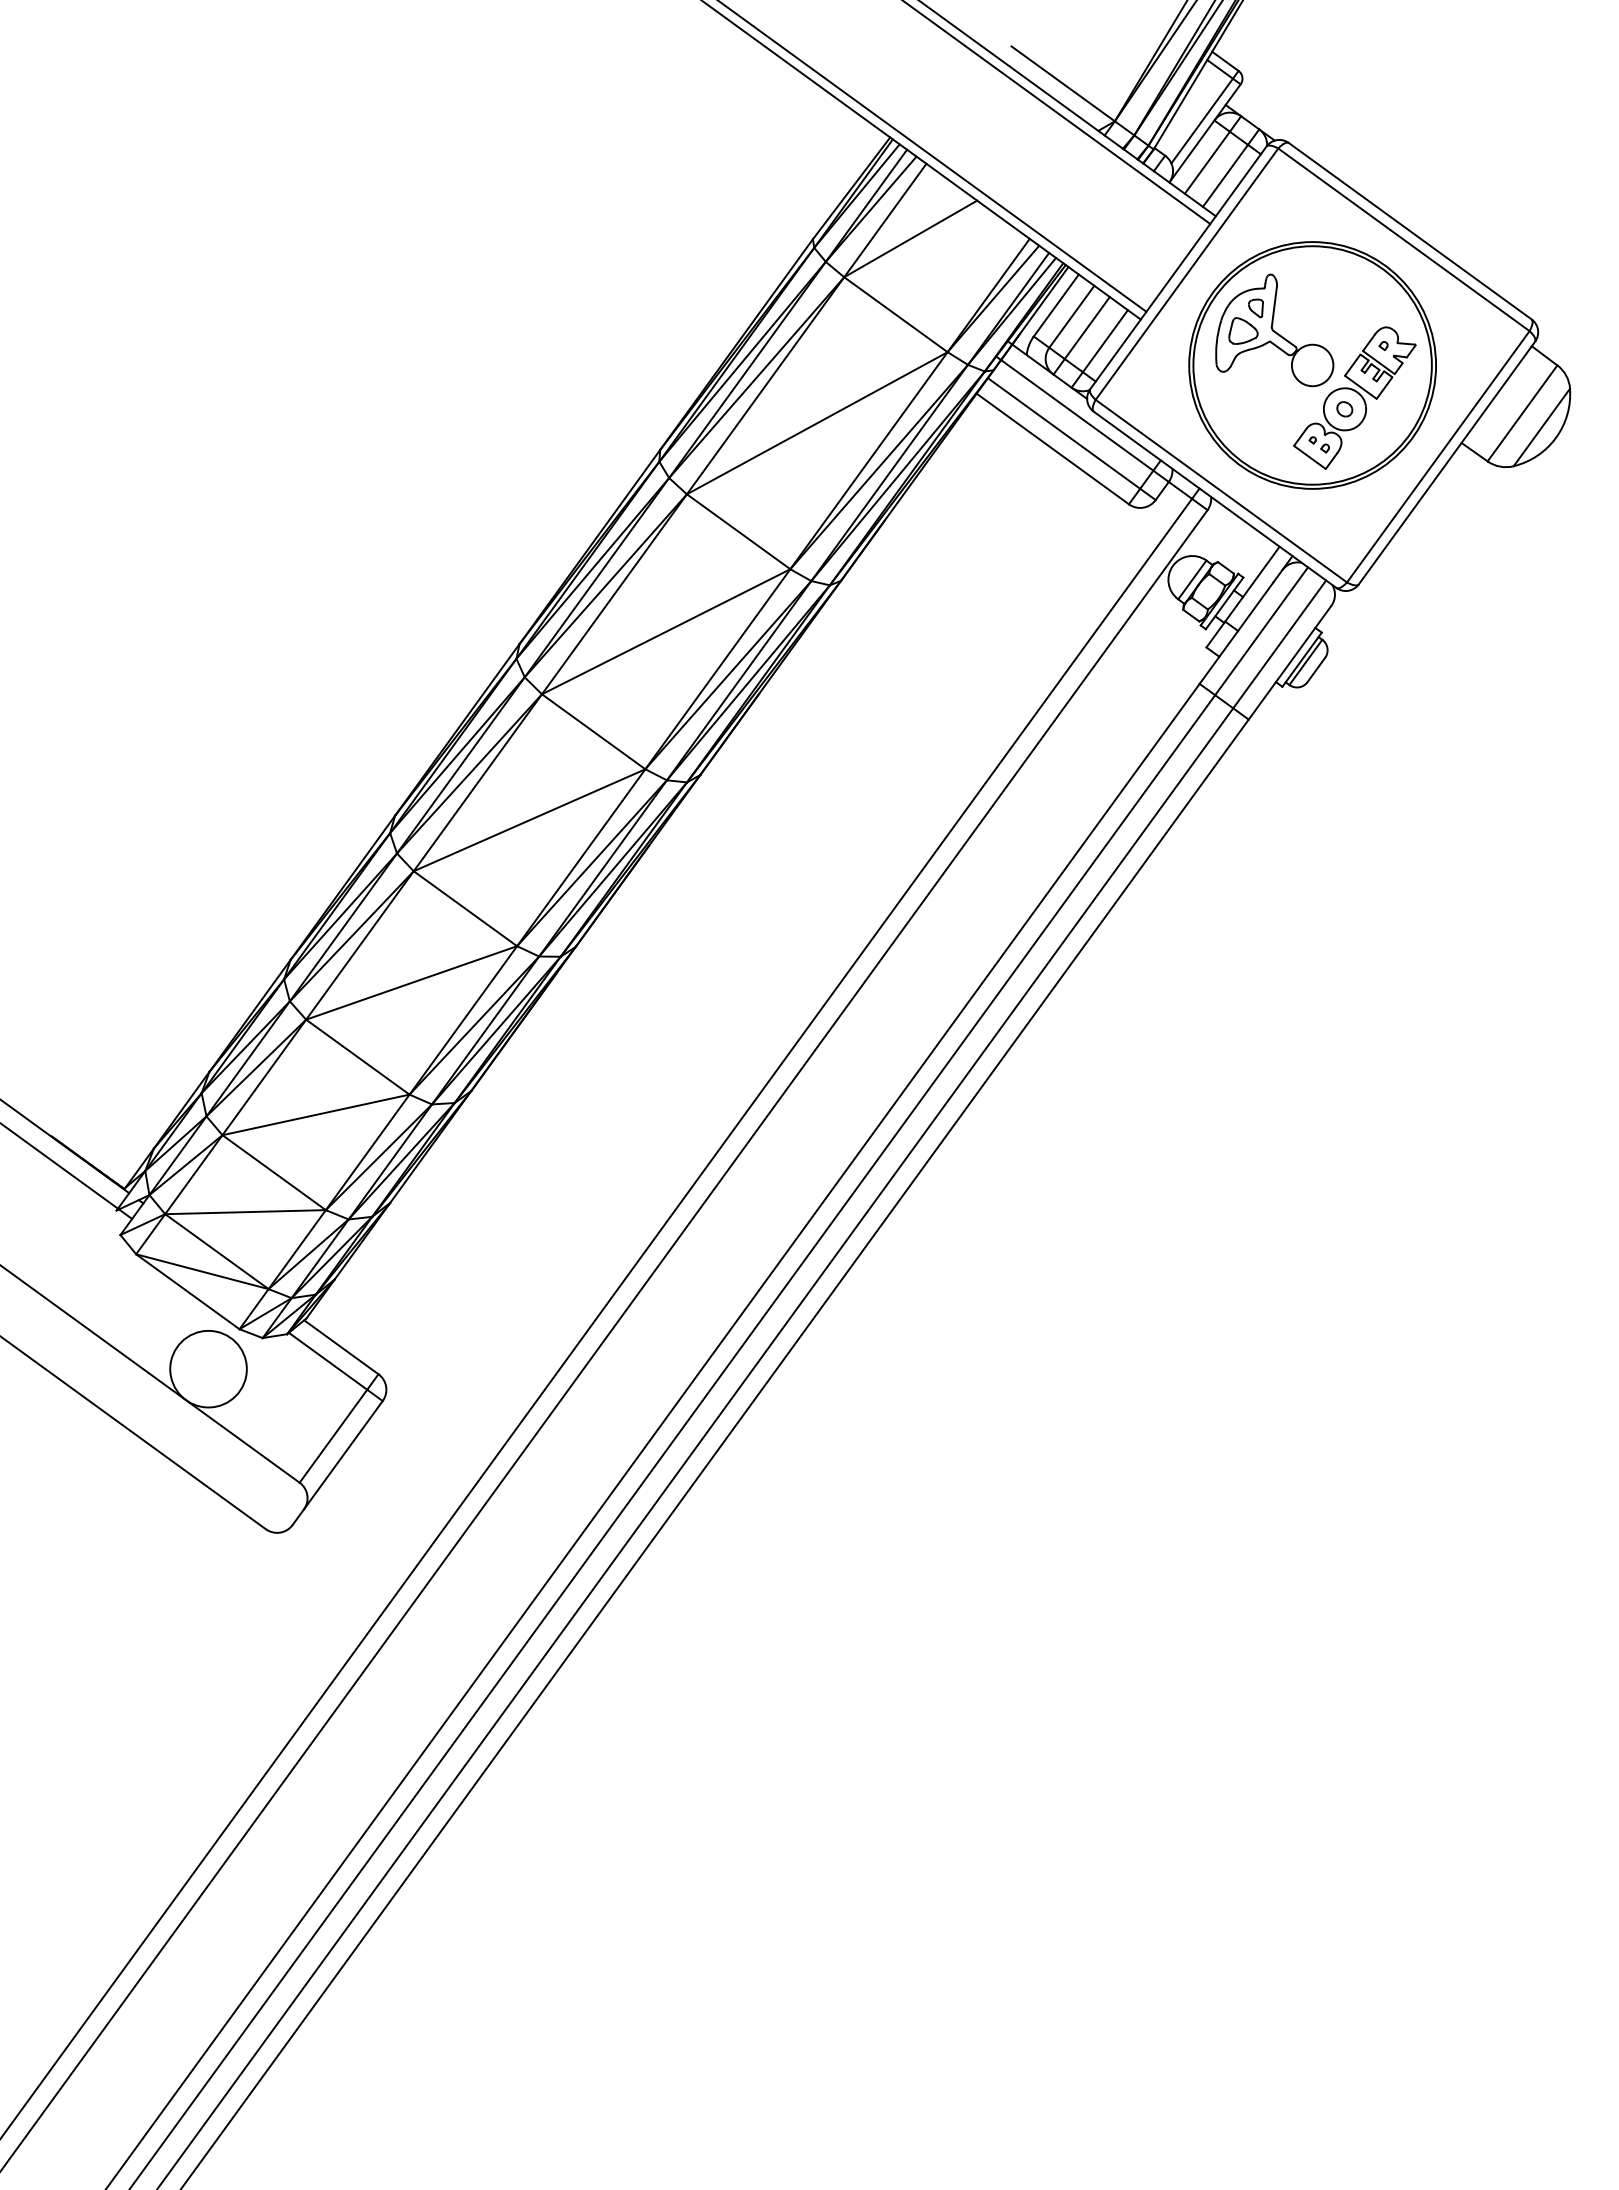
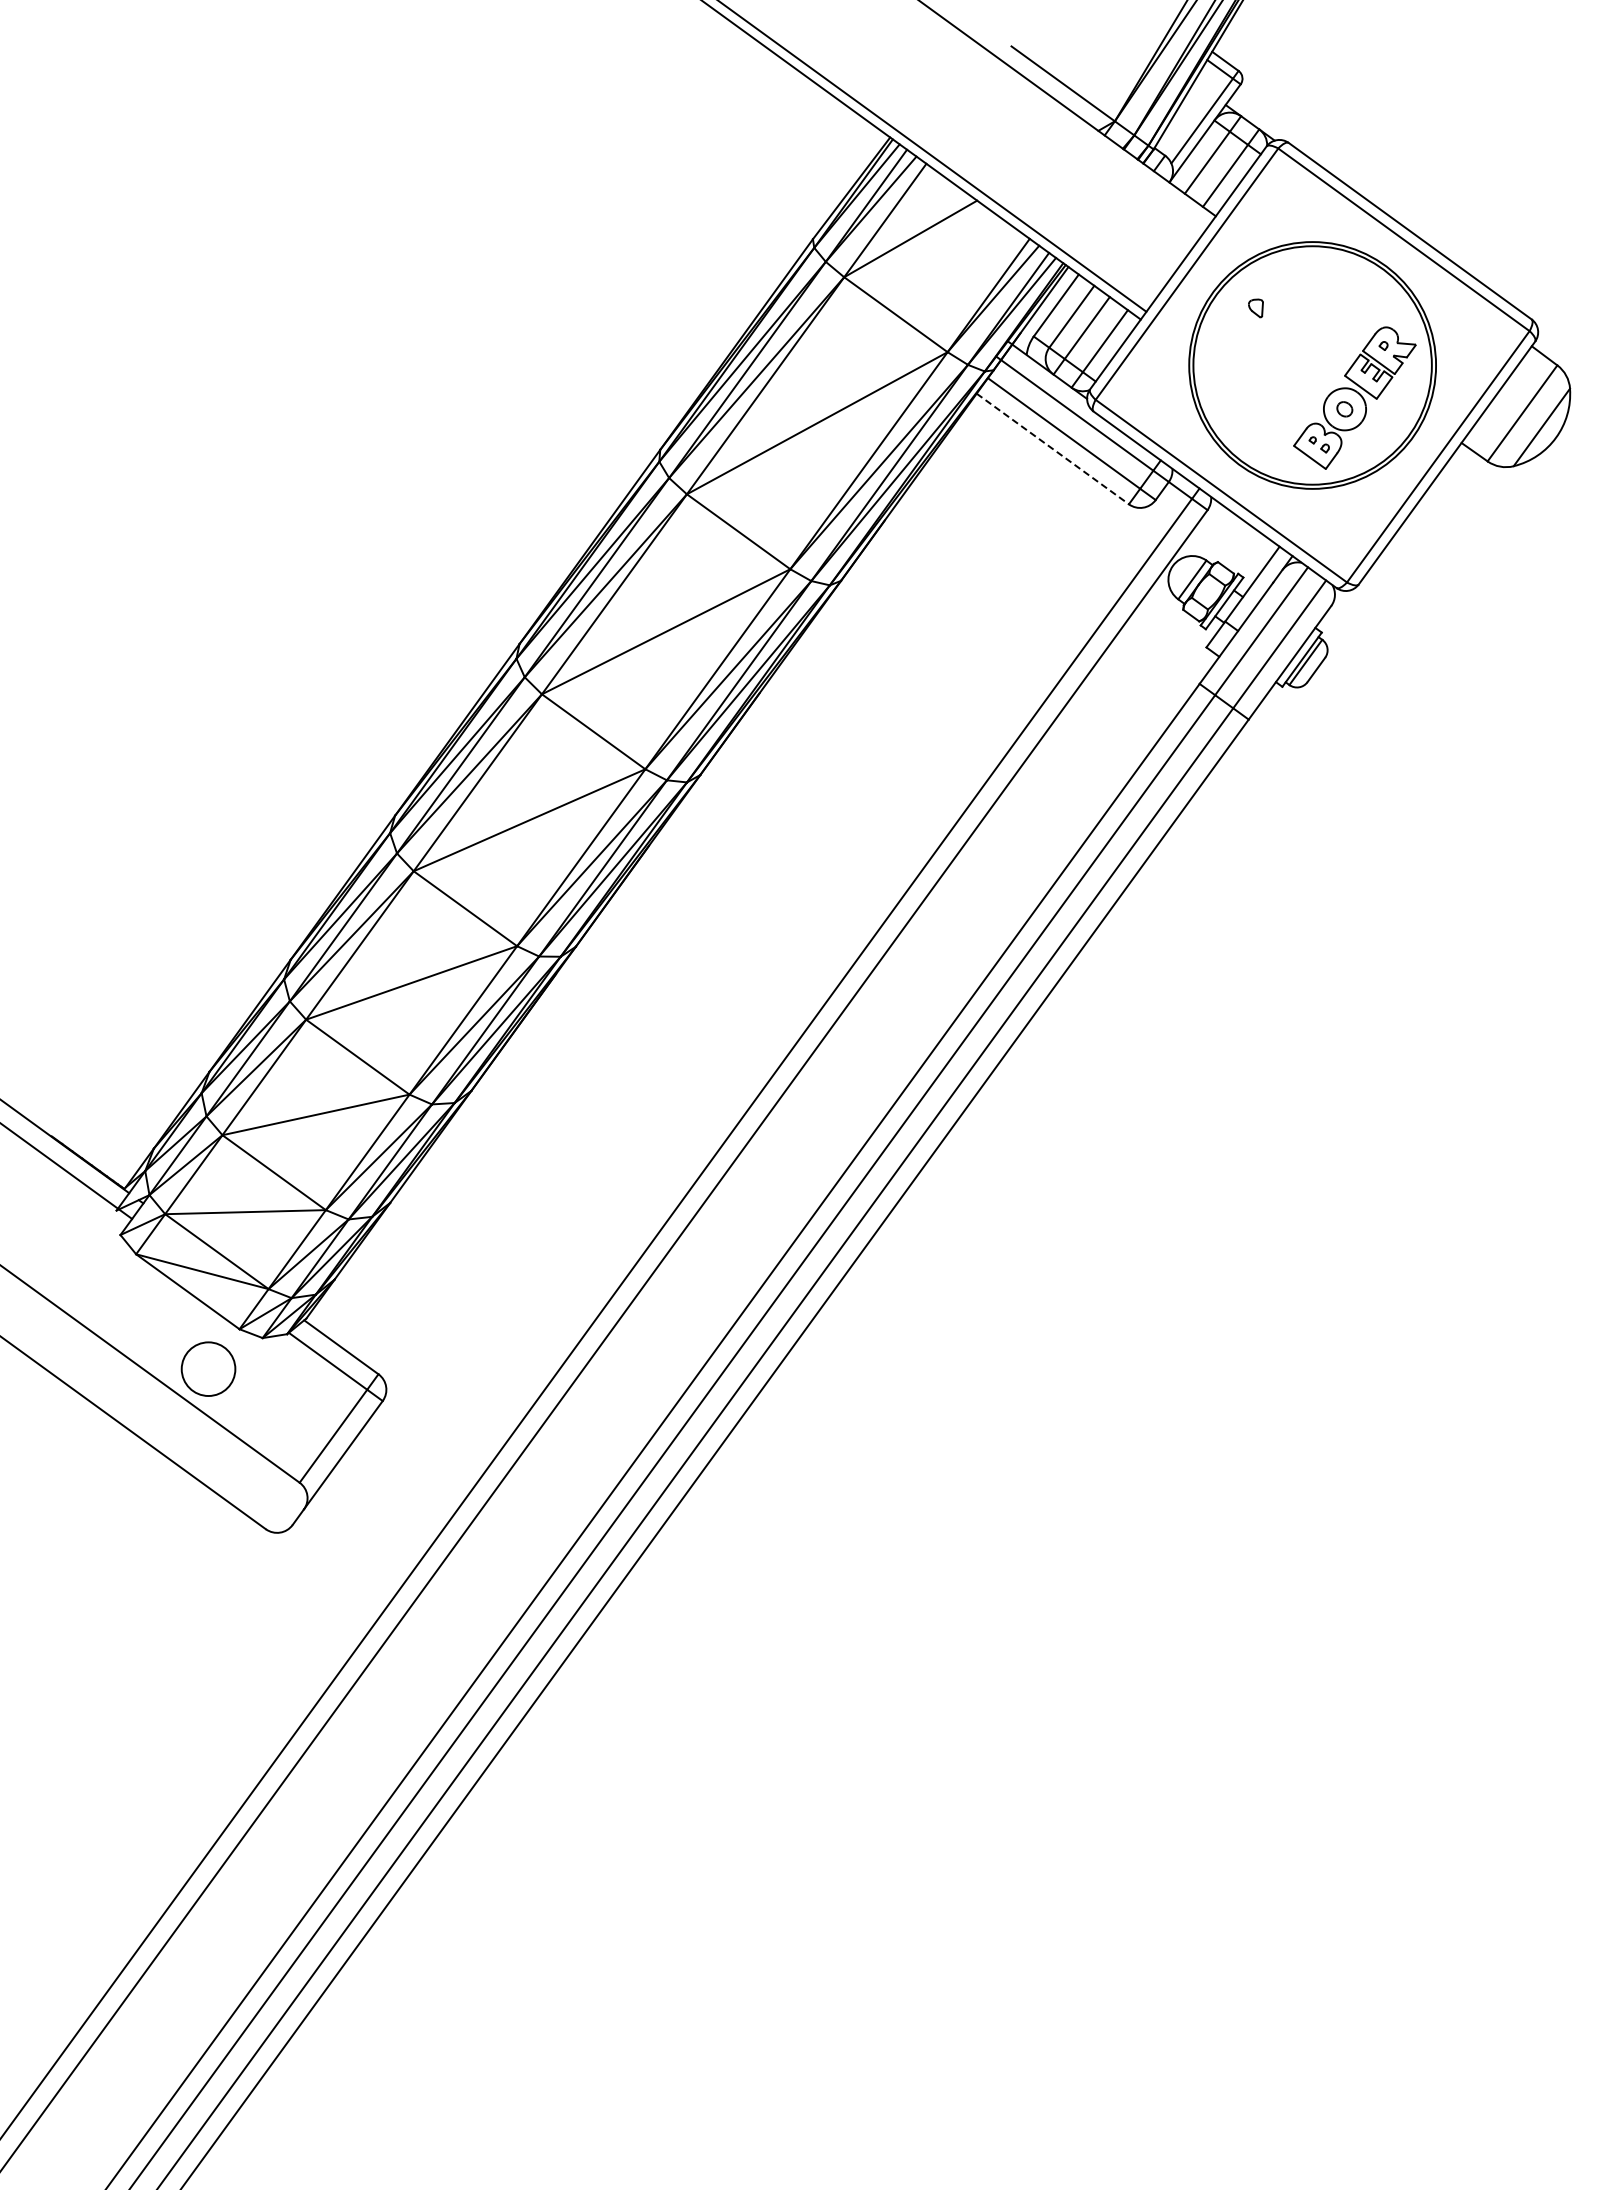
line: present -> none (1057, 113)
part: present -> none (1274, 330)
line: solid -> dashed (1053, 449)
circle diameter: 77 px -> 54 px (208, 1369)
